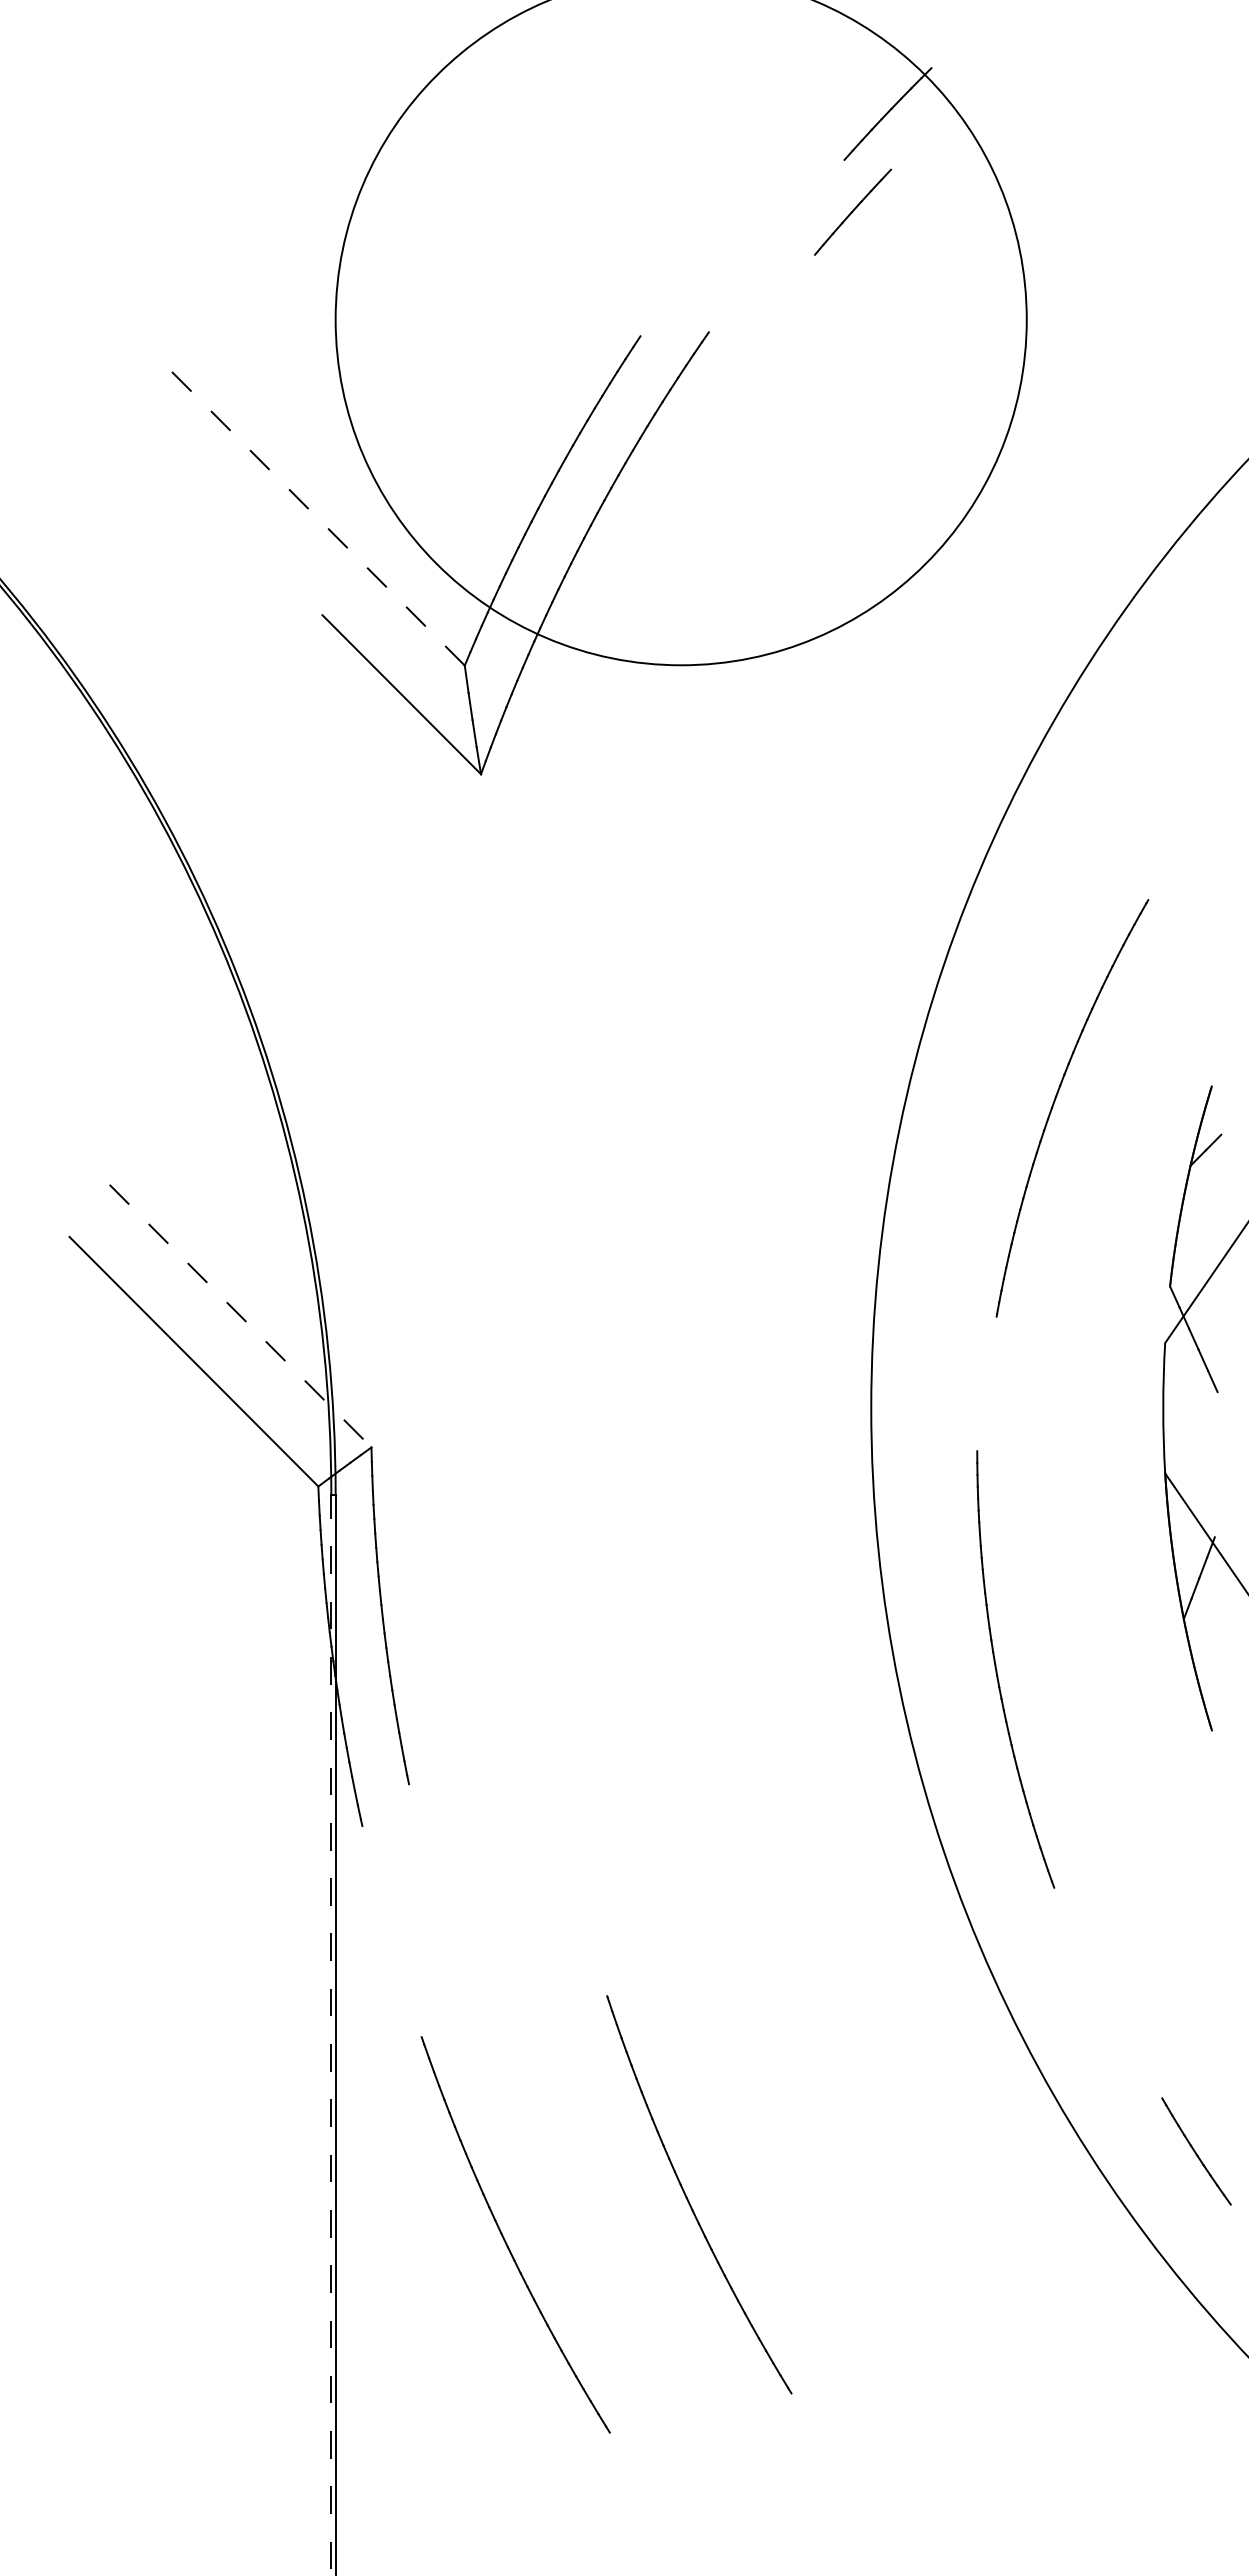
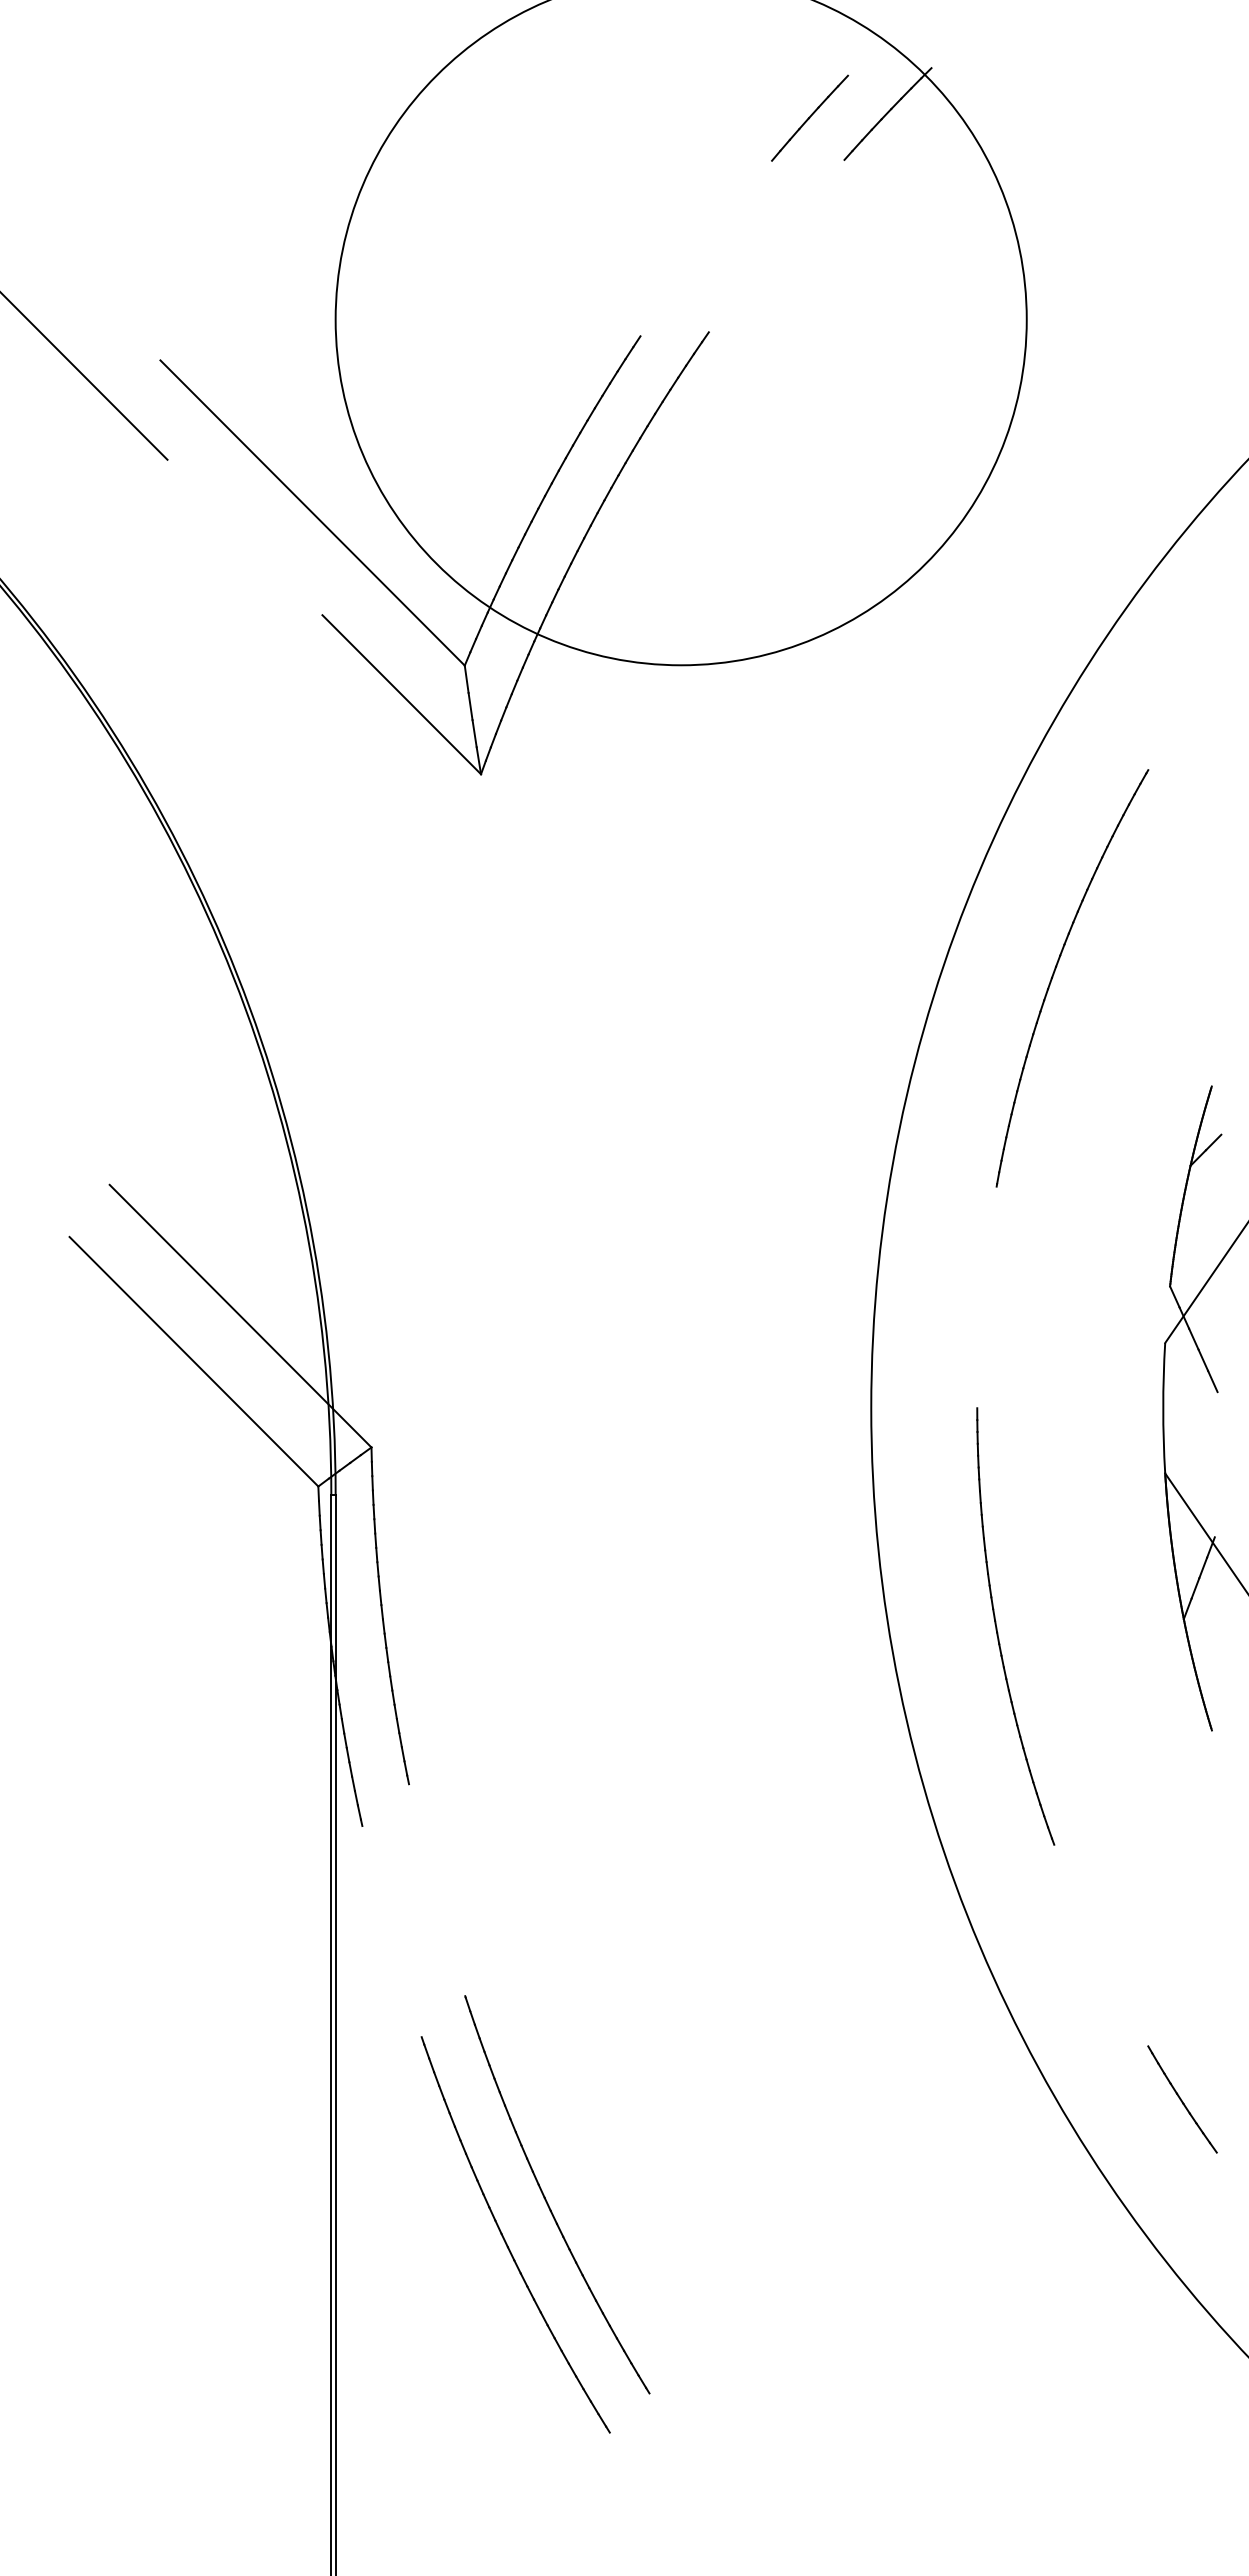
line position: (853, 211) -> (810, 117) (810, 117)
line: none -> present (84, 376)
line: dashed -> solid (312, 513)
part position: (1055, 1101) -> (1055, 971) (1055, 971)
line: dashed -> solid (240, 1316)
part position: (997, 1670) -> (997, 1627) (997, 1627)
line: dashed -> solid (331, 2034)
part position: (1196, 2151) -> (1182, 2099) (1182, 2099)
part position: (688, 2199) -> (546, 2199) (546, 2199)
